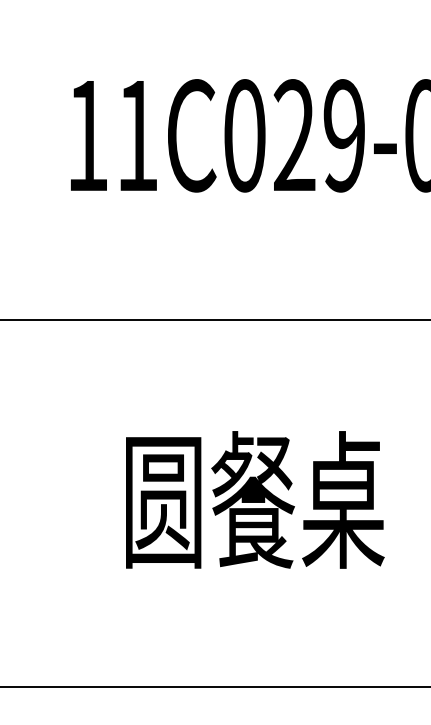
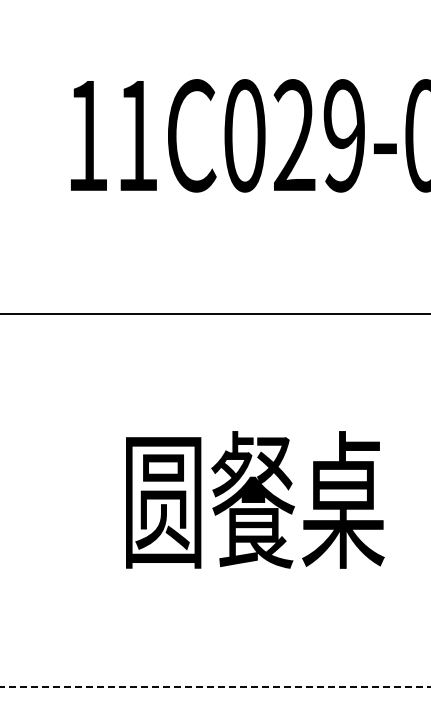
line position: (214, 320) -> (214, 314) (214, 314)
line: solid -> dashed (215, 686)
